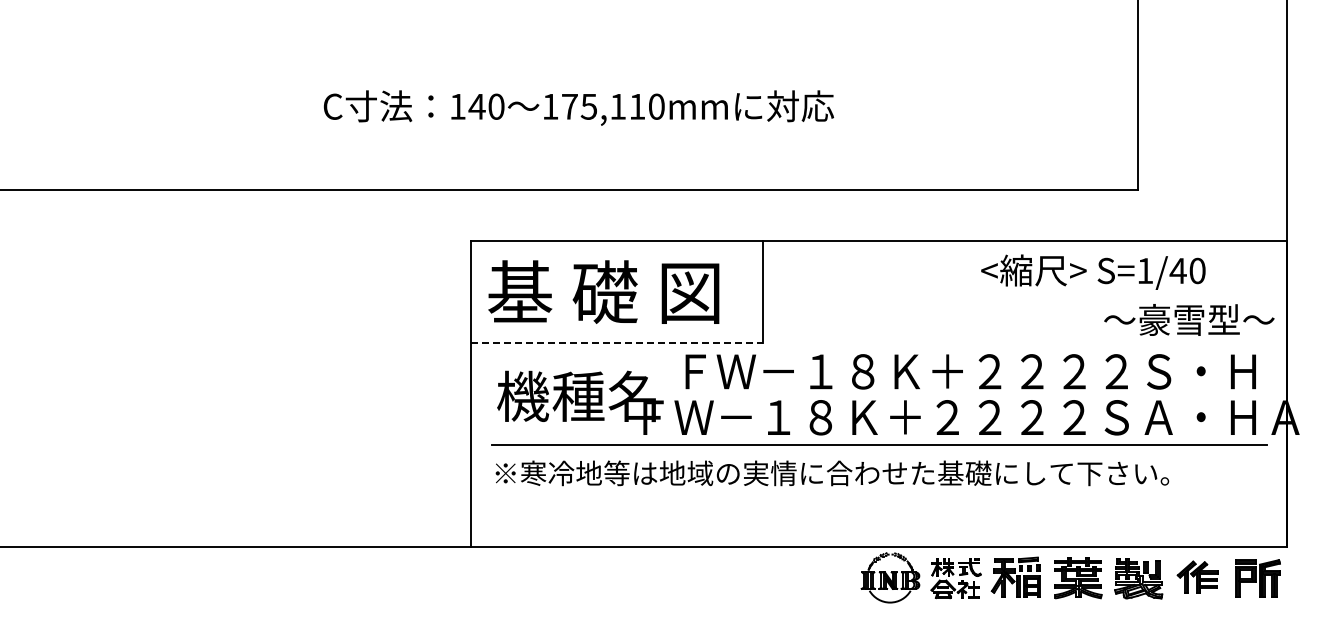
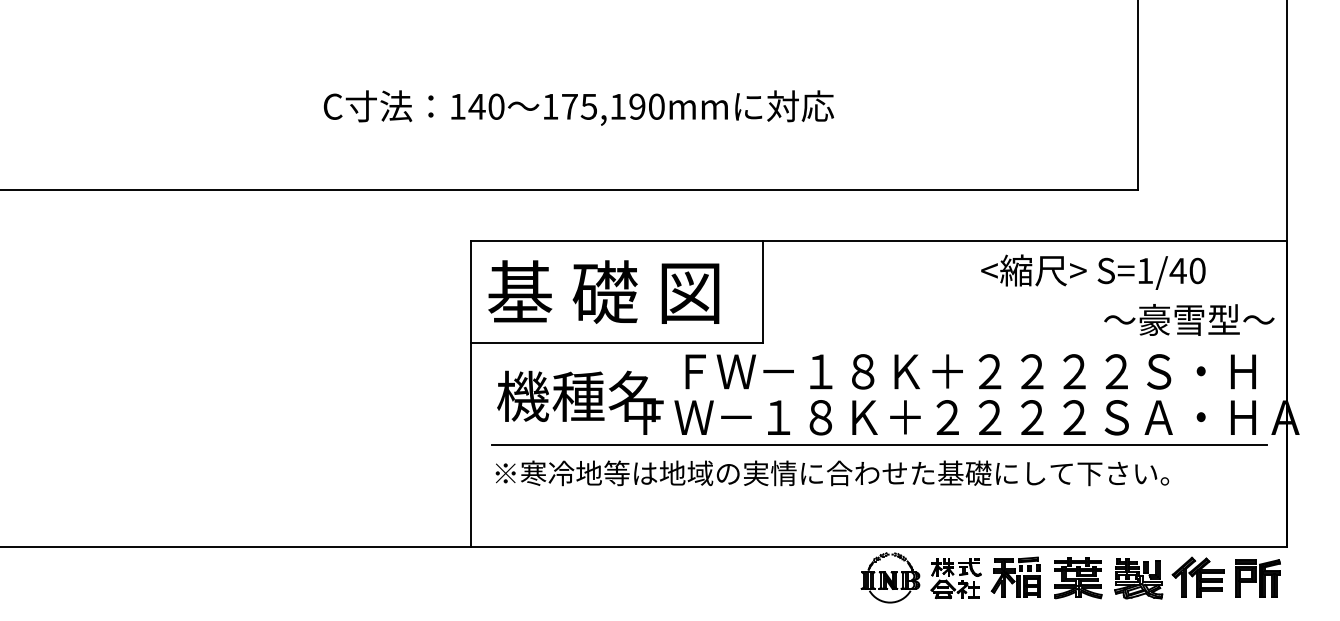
text: 175,110mm -> 175,190mm (637, 106)
line: dashed -> solid (617, 342)
part size: 43x34 px -> 54x42 px (1197, 576)
